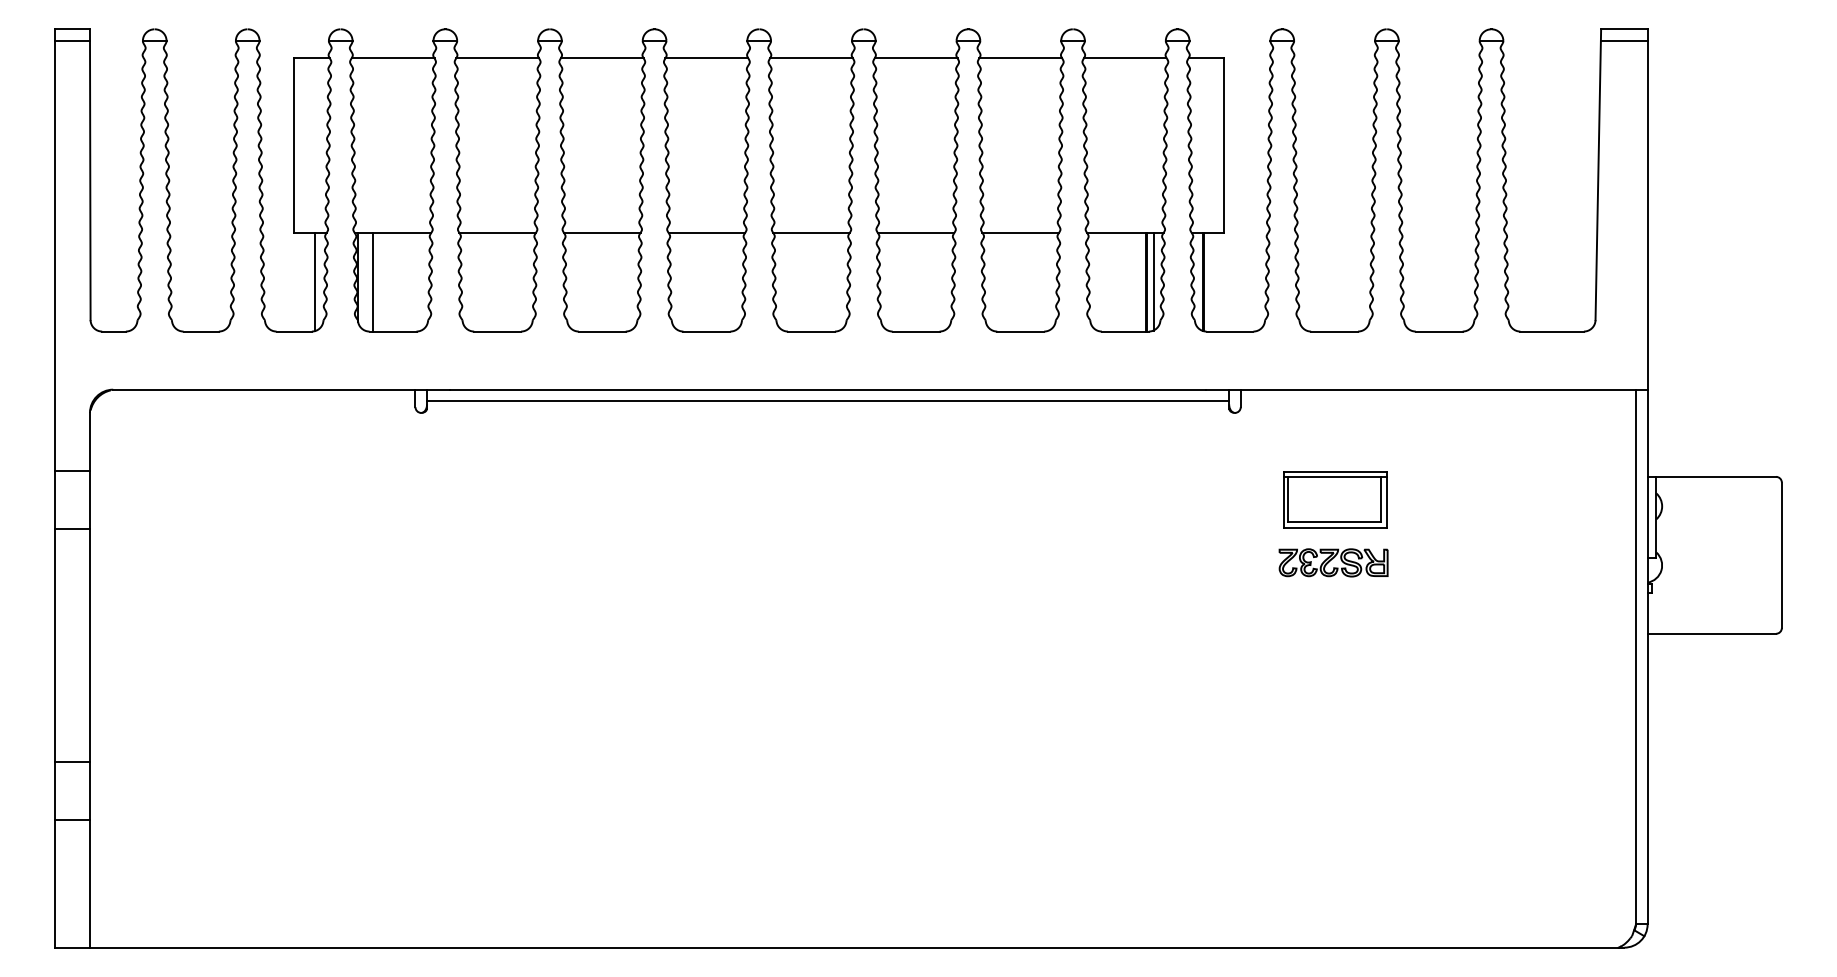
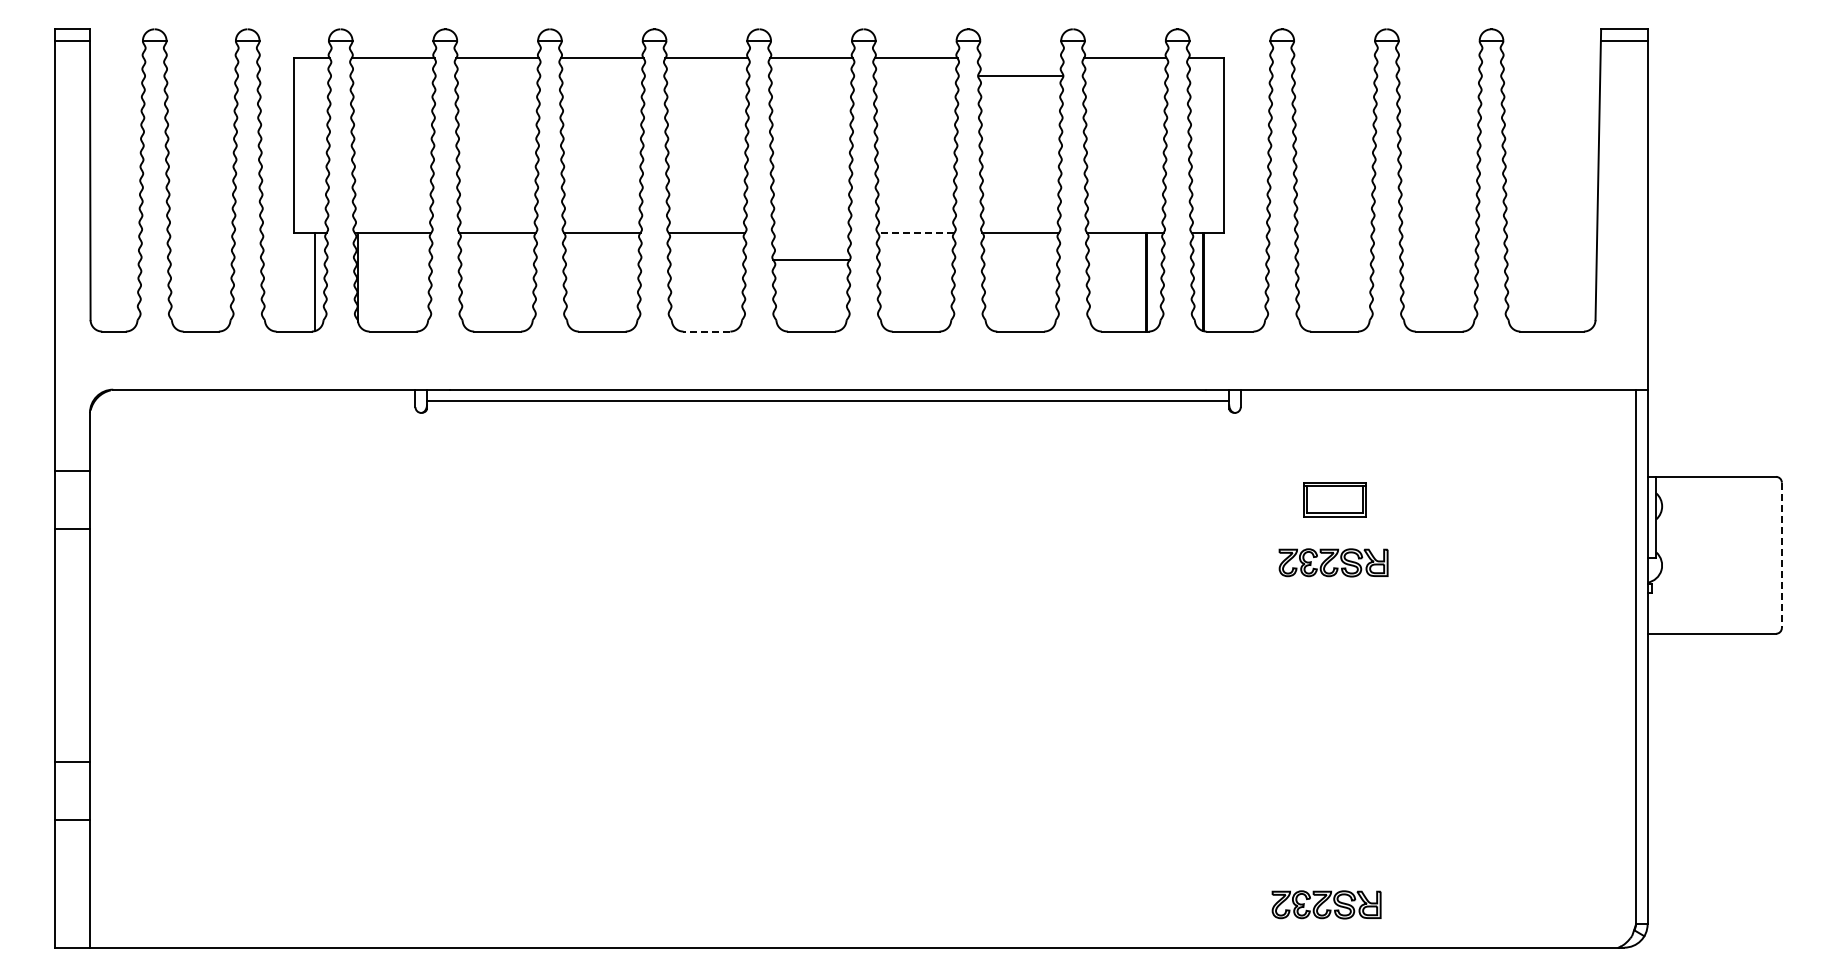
line position: (1020, 58) -> (1020, 76) (1020, 76)
line position: (811, 232) -> (811, 259) (811, 259)
line: solid -> dashed (915, 232)
line: present -> none (372, 281)
line: present -> none (1153, 281)
line: solid -> dashed (706, 331)
part size: 105x58 px -> 64x36 px (1334, 499)
line: solid -> dashed (1781, 555)
part: none -> present (1326, 904)
